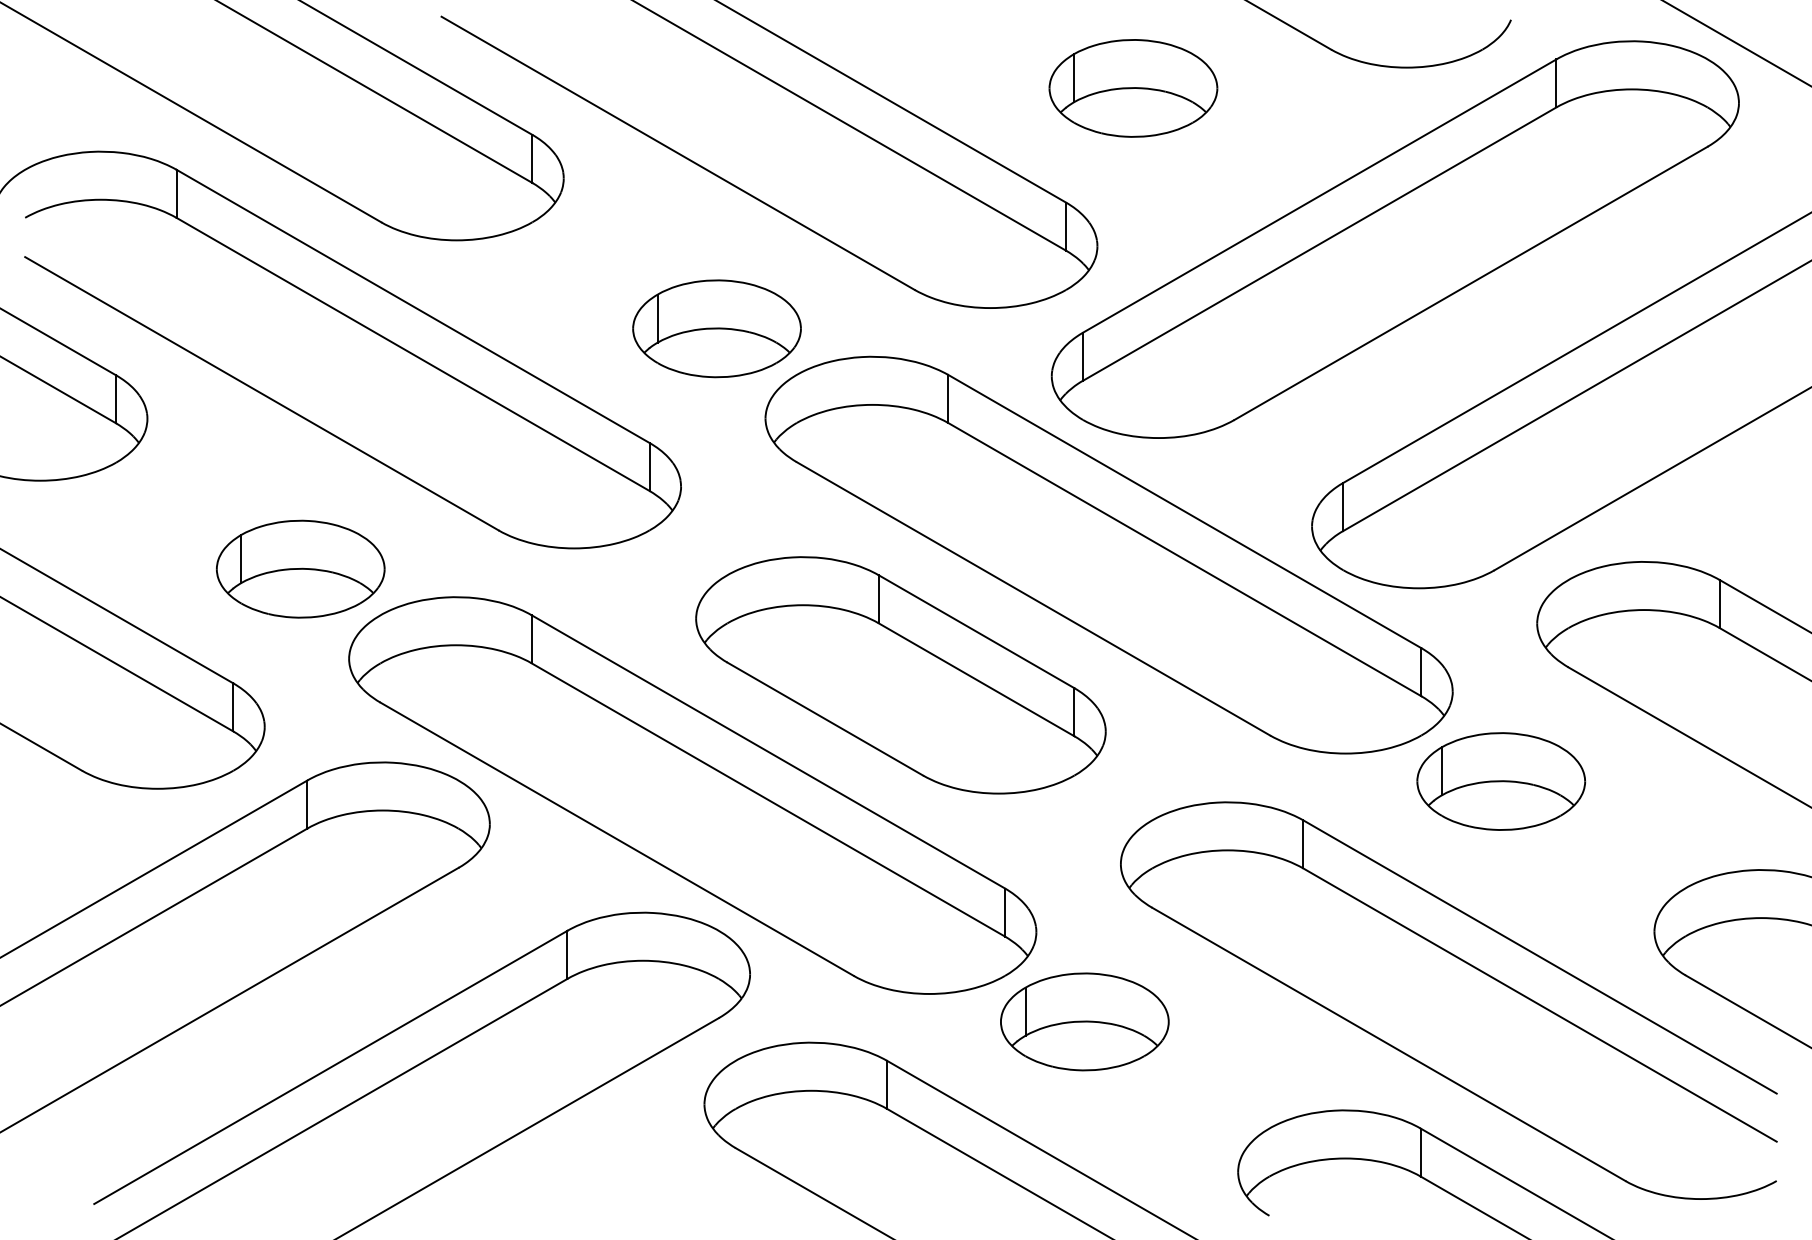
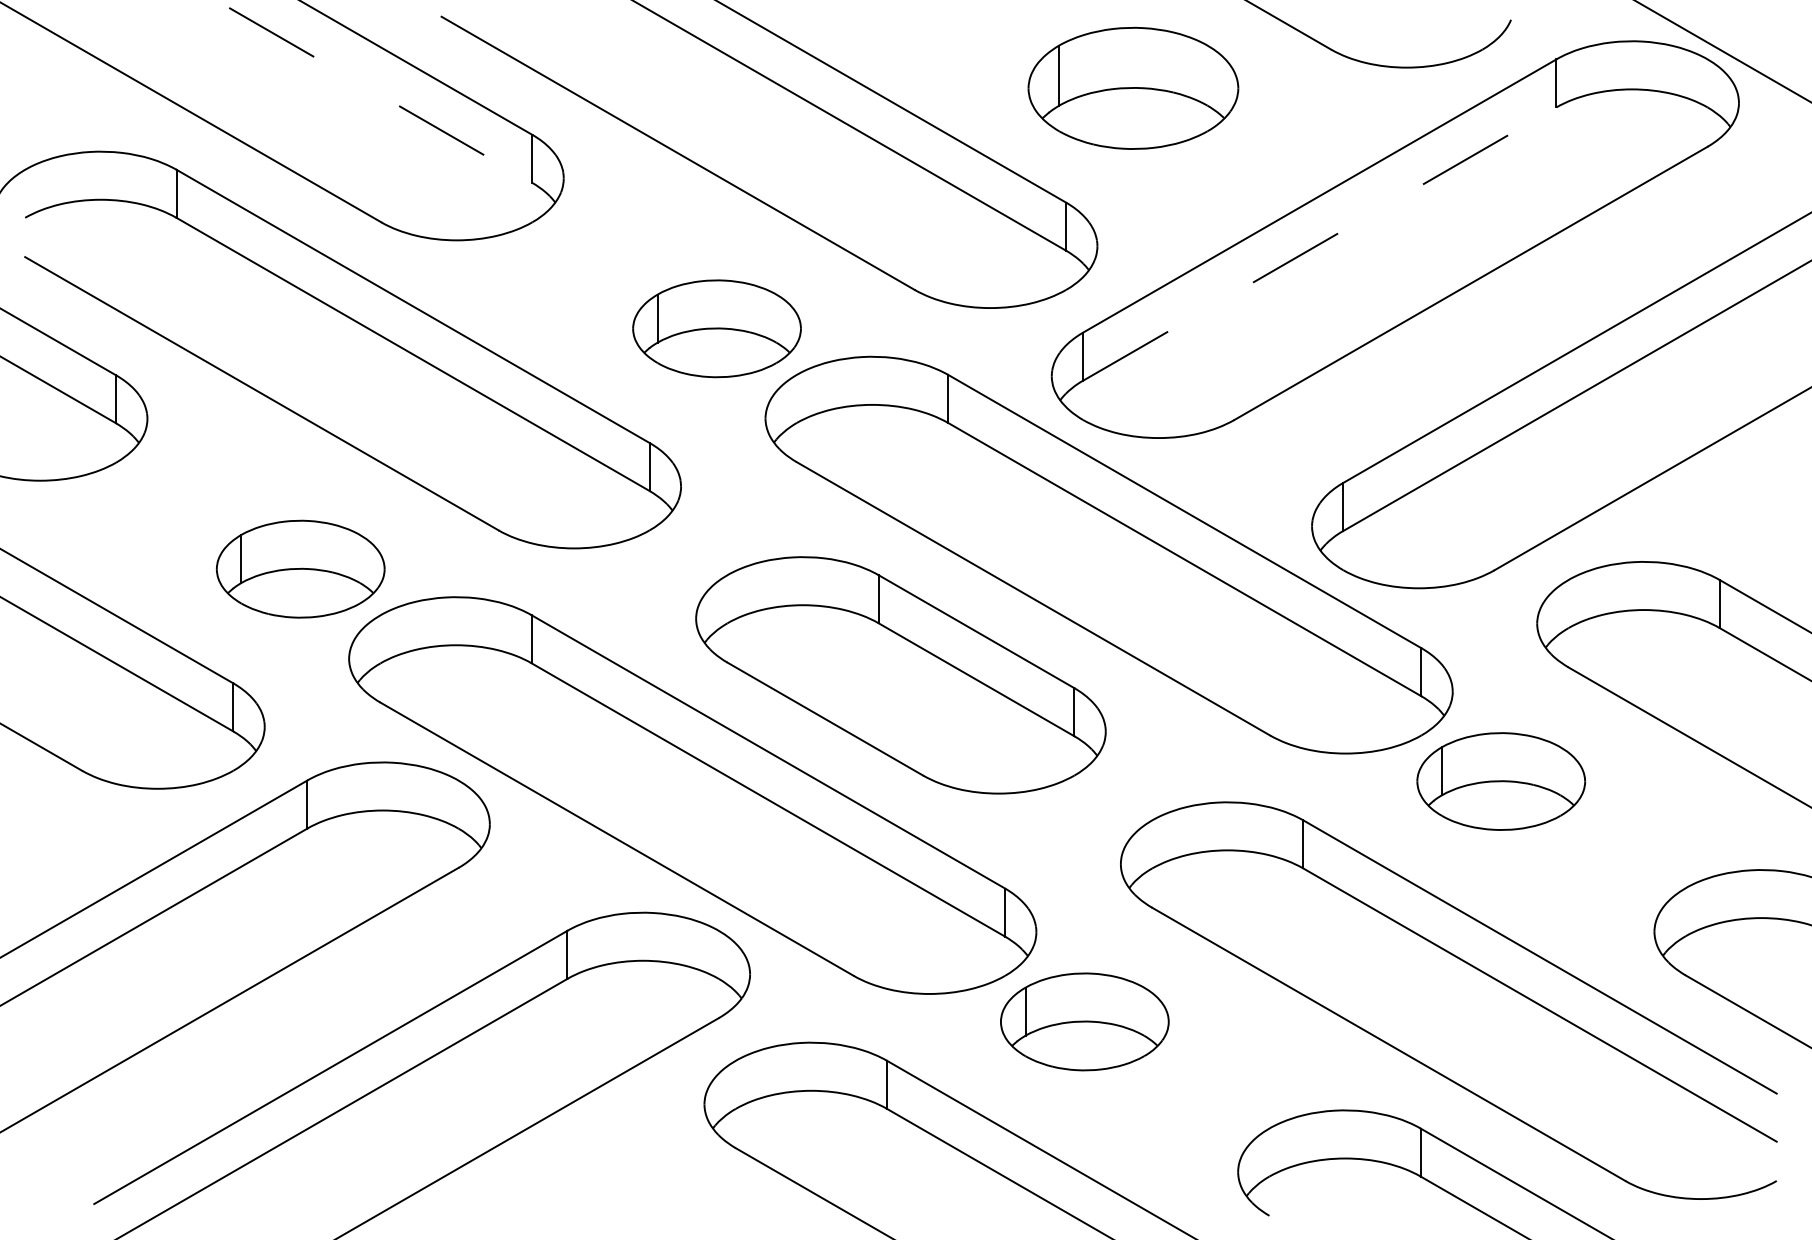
line position: (1736, 43) -> (1722, 51) (1722, 51)
part size: 171x99 px -> 213x124 px (1133, 87)
line: solid -> dashed (374, 91)
line: solid -> dashed (1320, 243)
